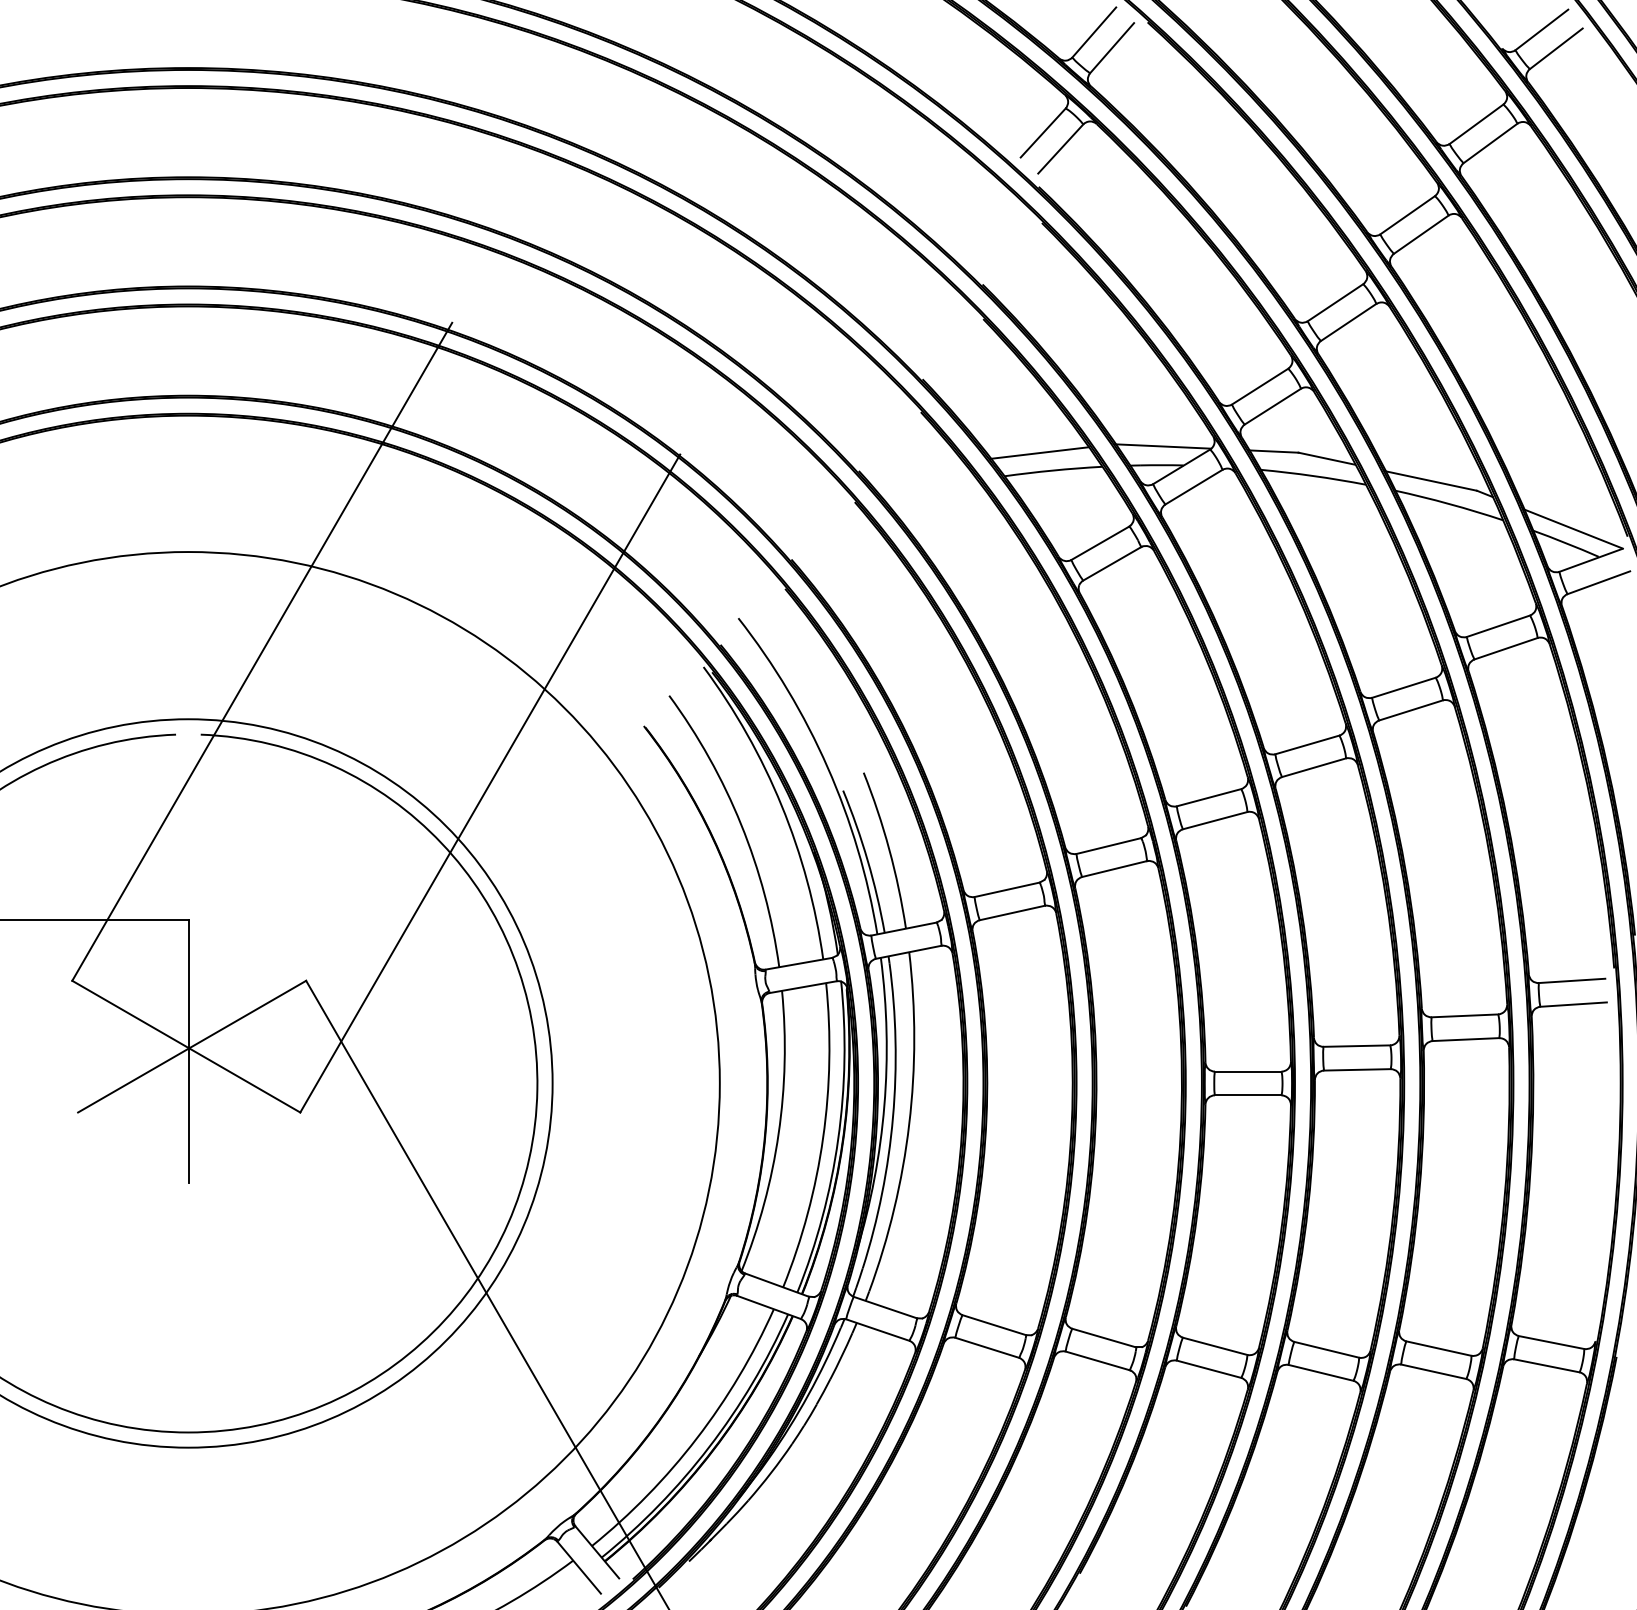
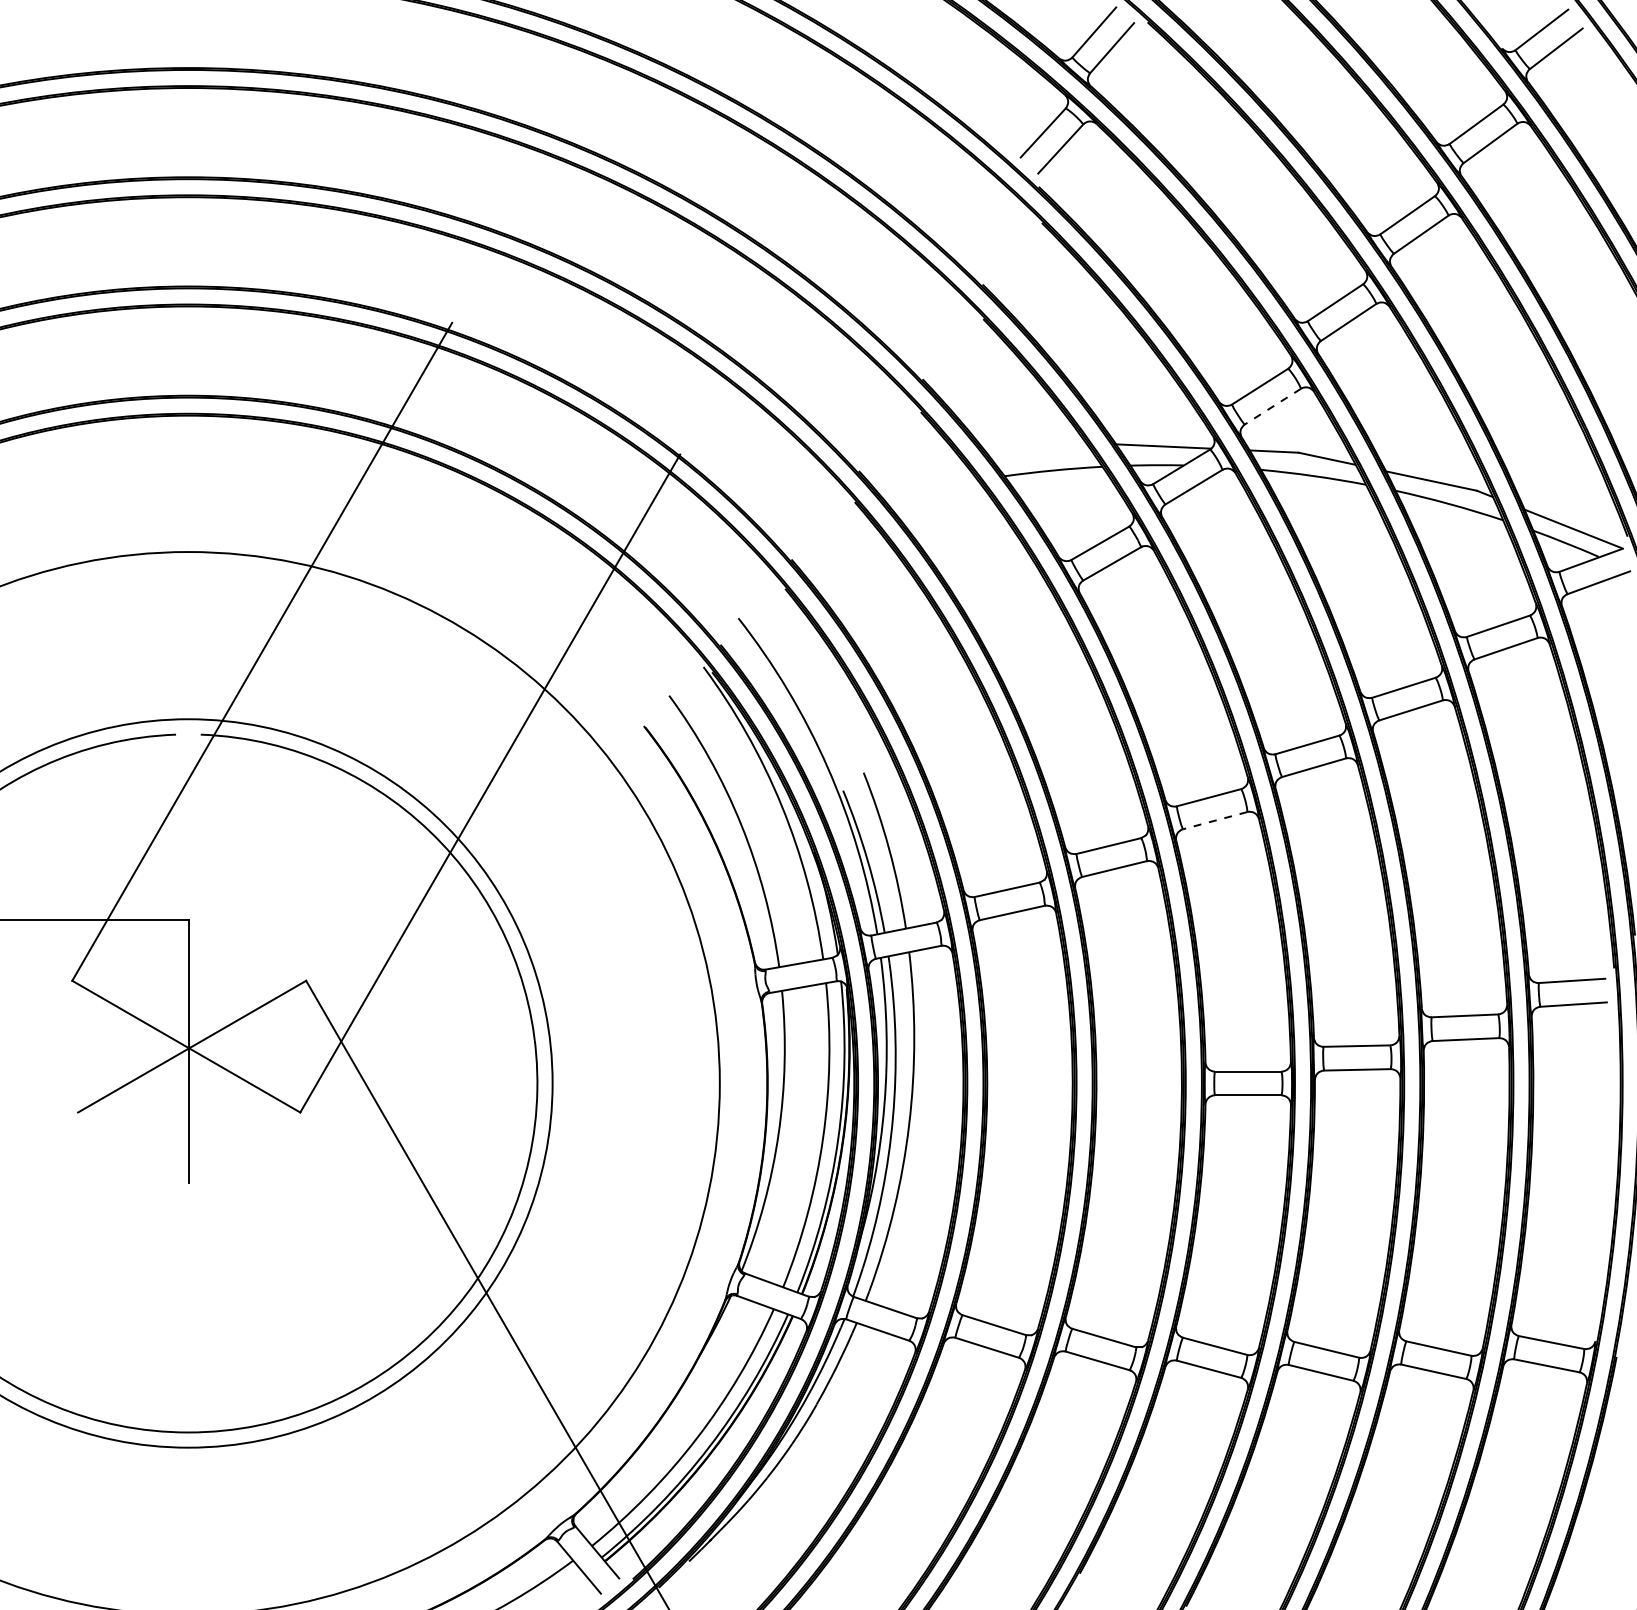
line: solid -> dashed (1272, 406)
line: present -> none (1039, 452)
line: solid -> dashed (1214, 820)
